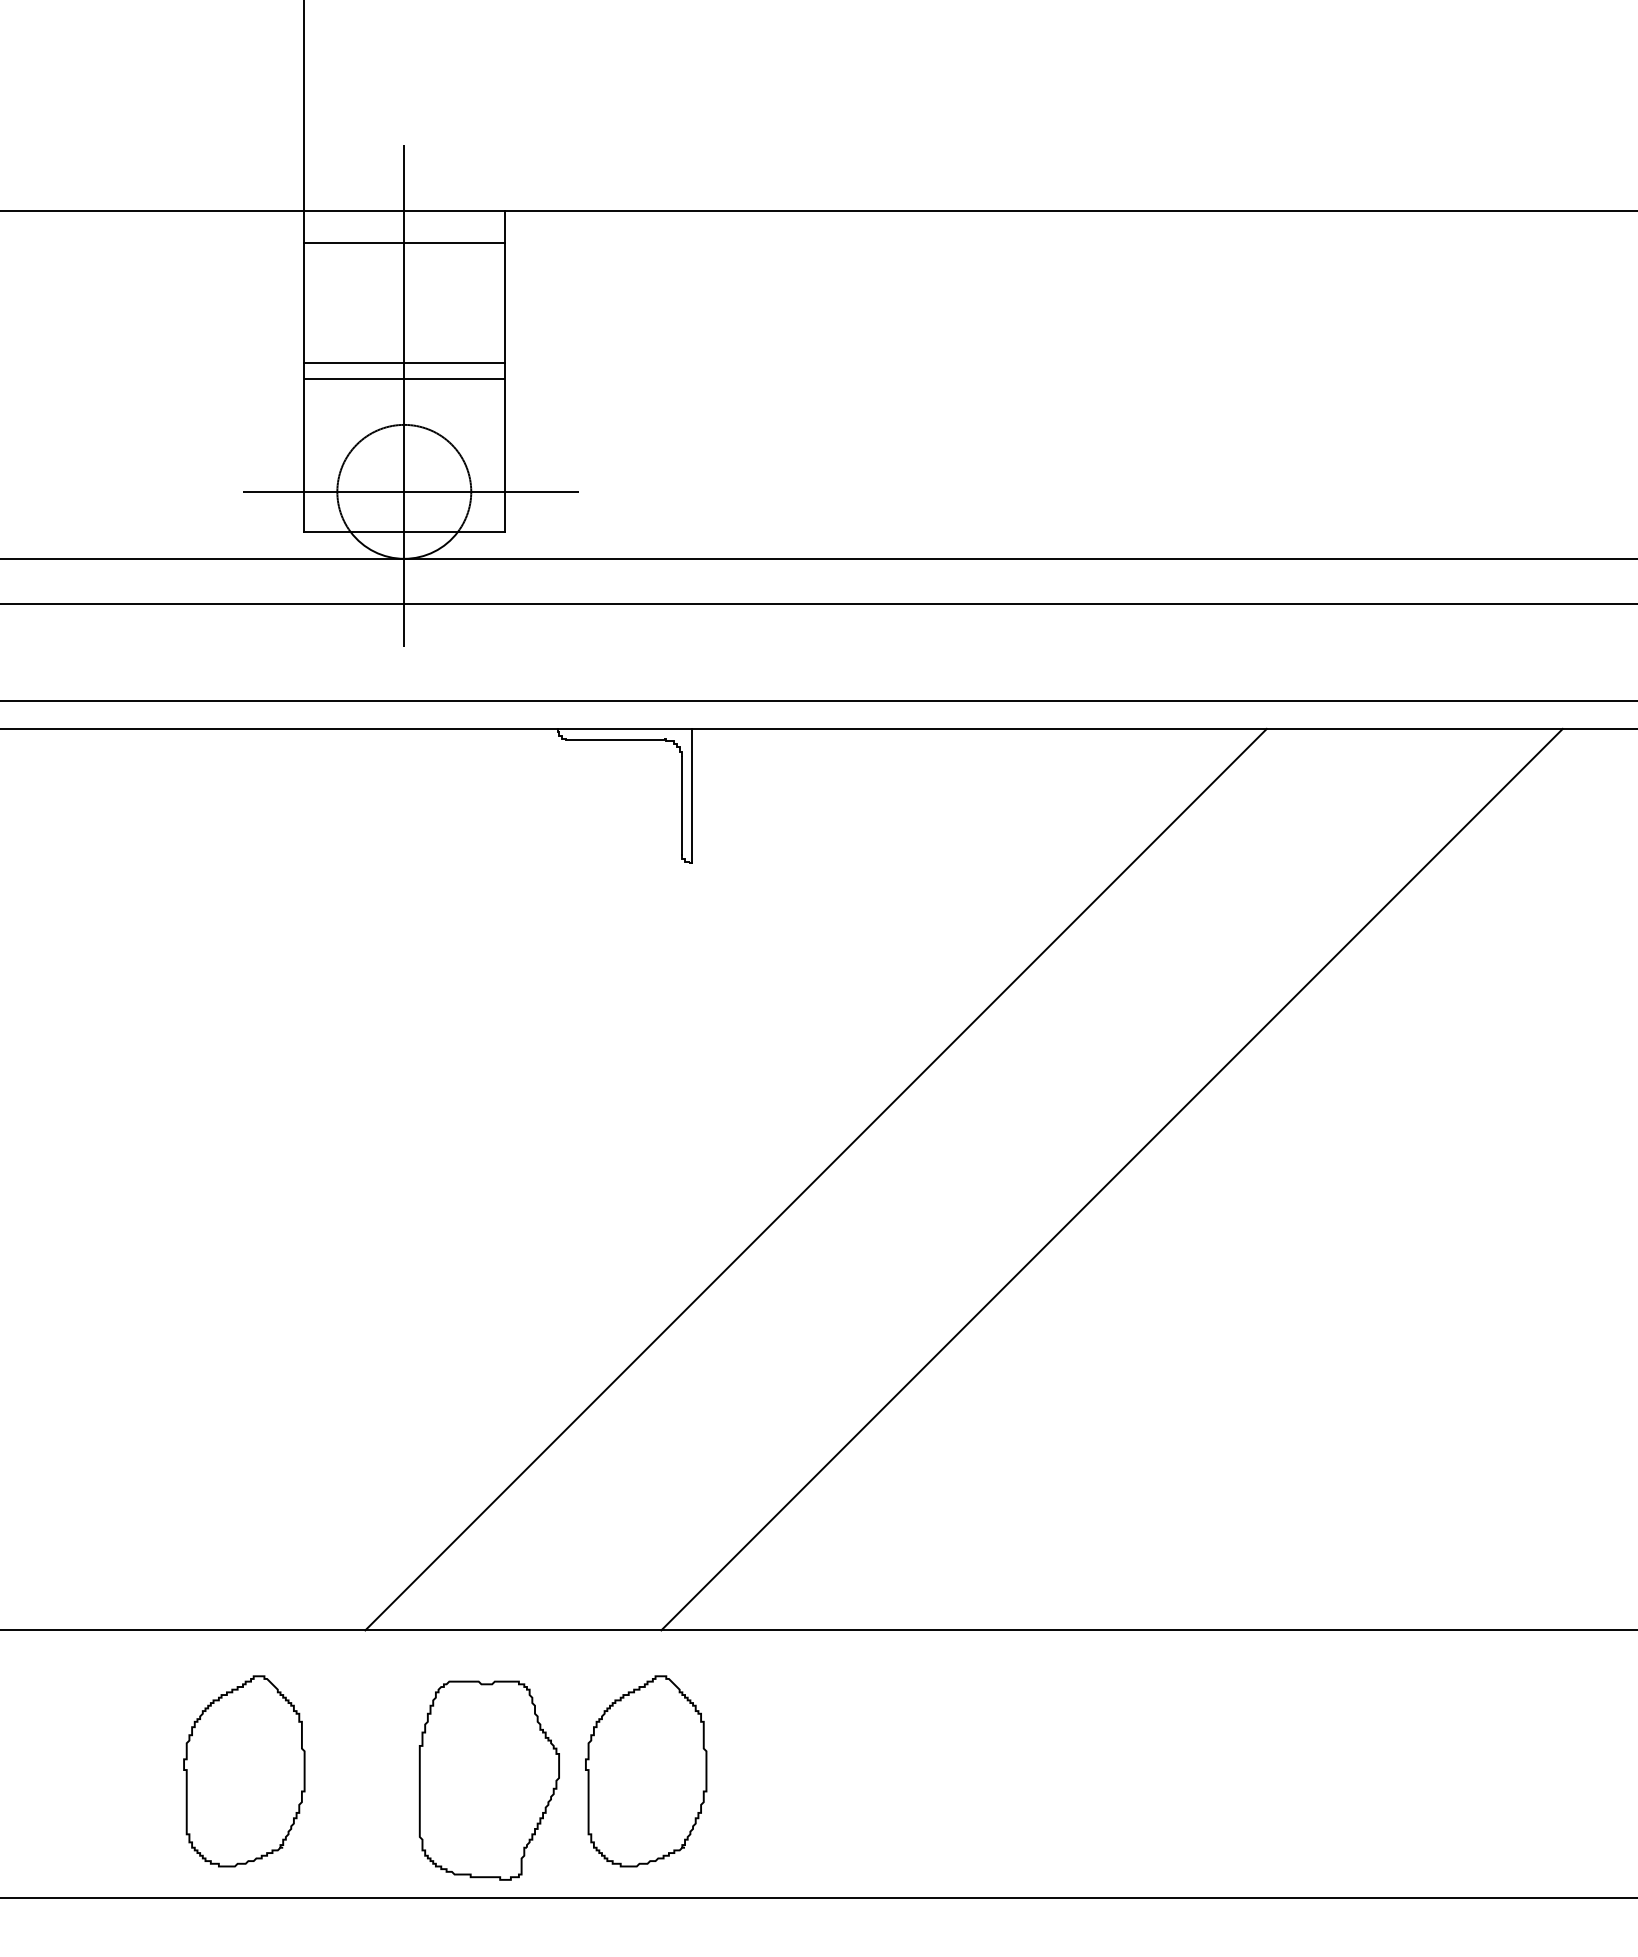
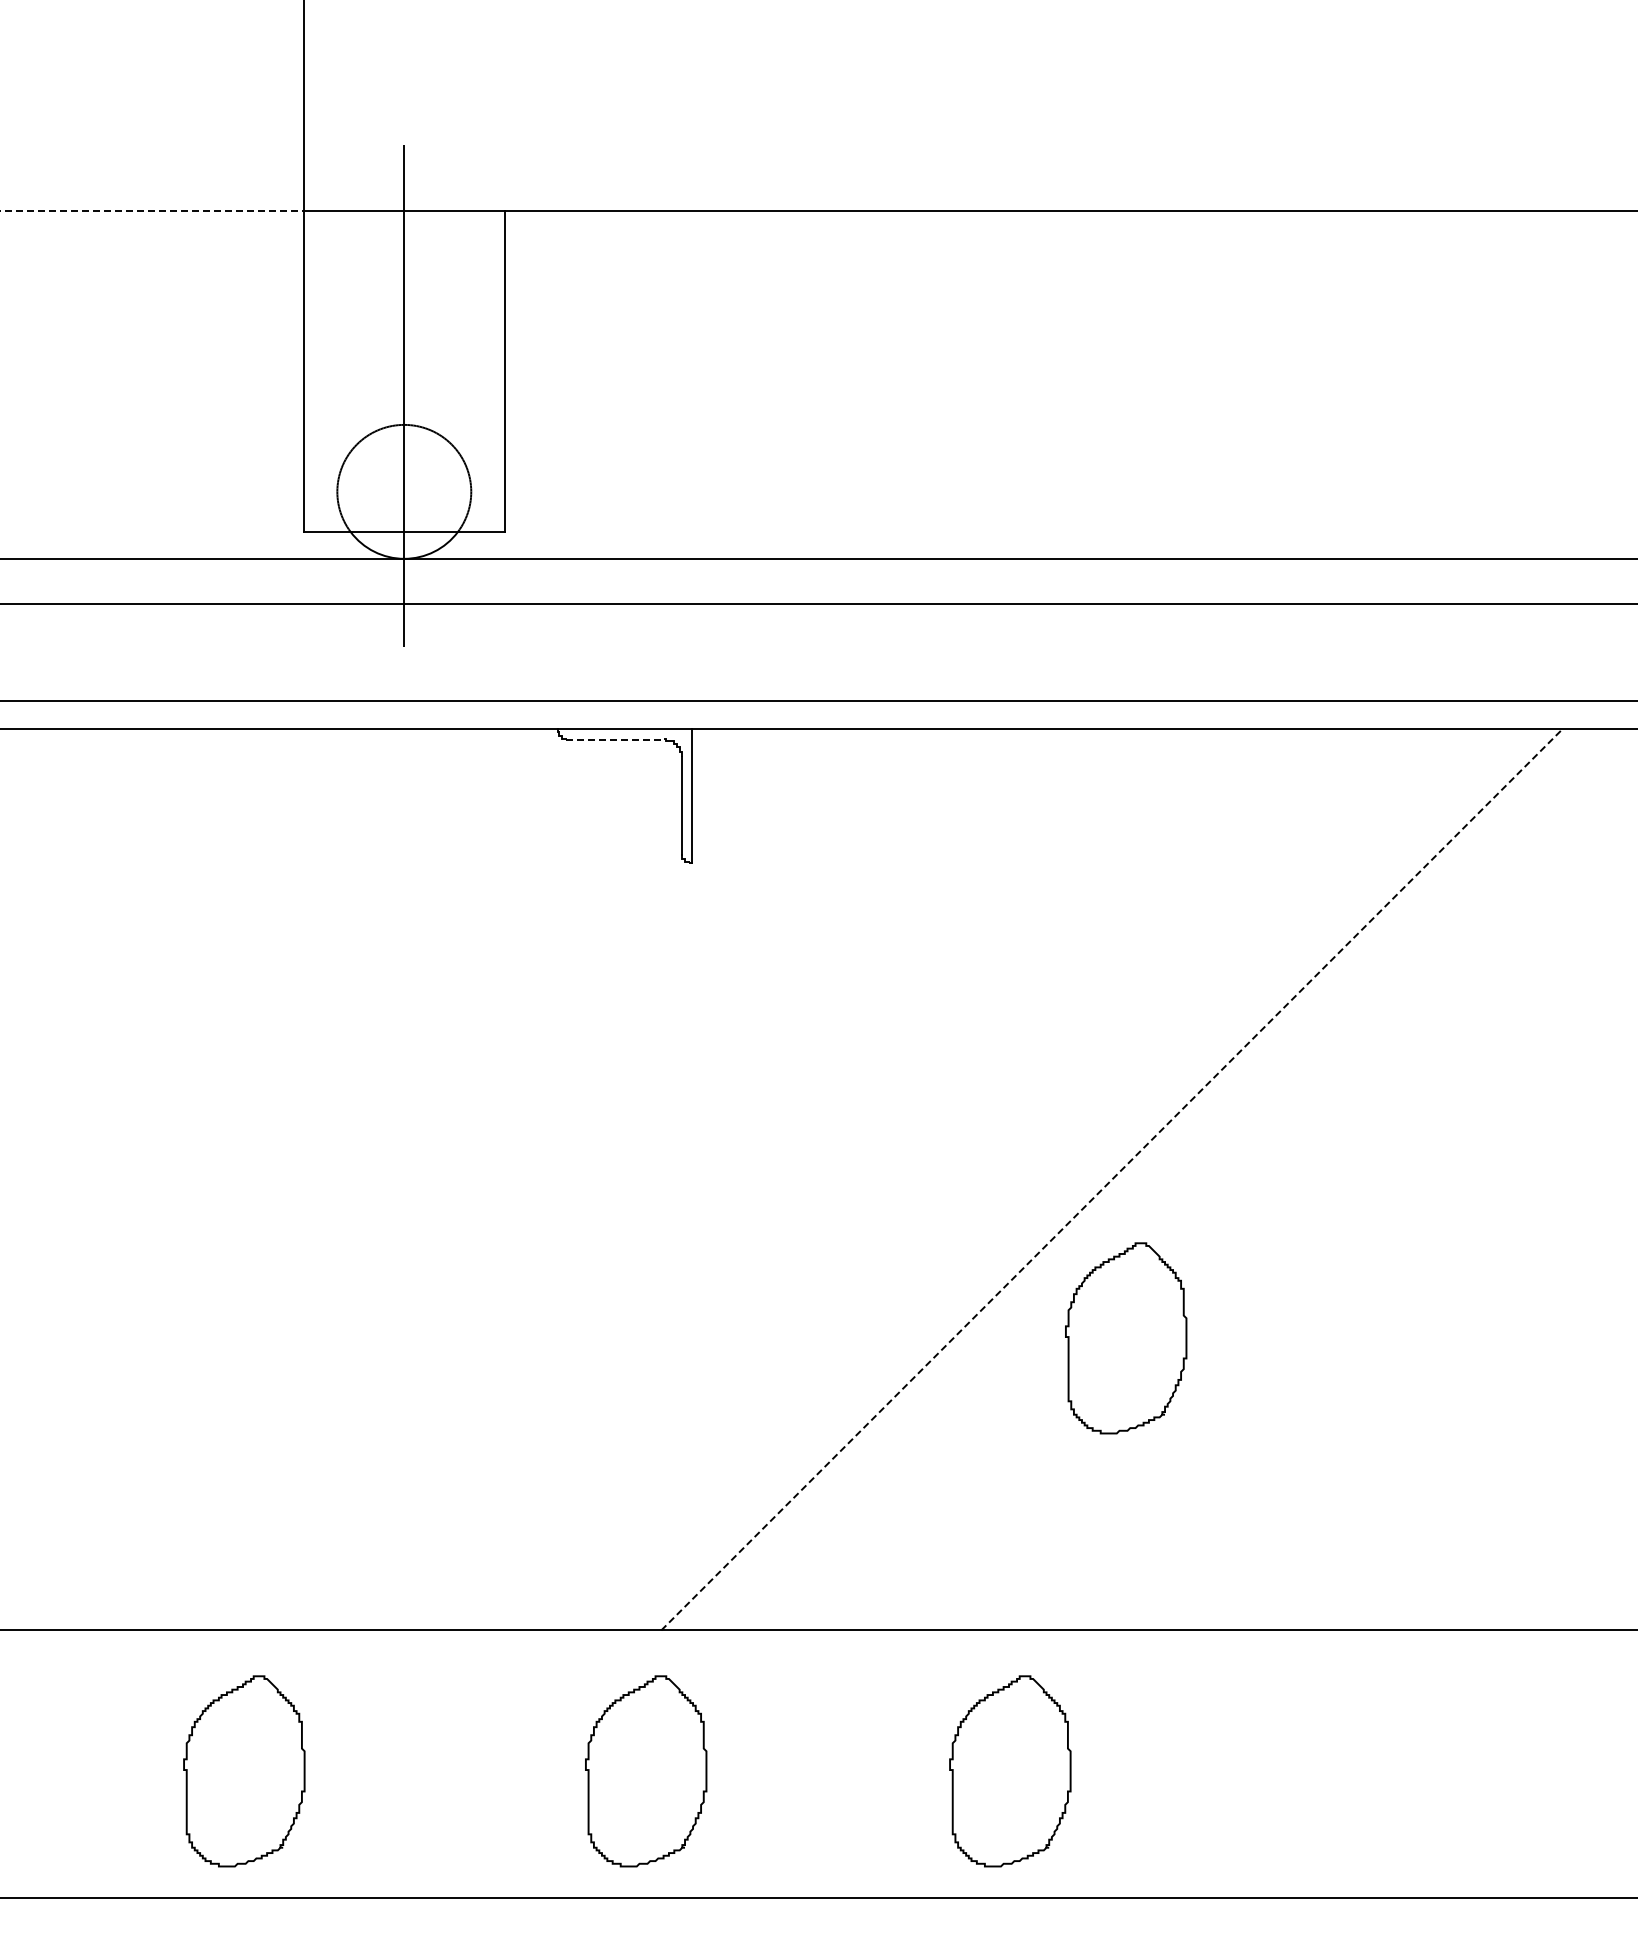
line: solid -> dashed (152, 210)
line: present -> none (403, 242)
line: present -> none (403, 363)
line: present -> none (403, 379)
line: present -> none (410, 491)
line: solid -> dashed (615, 739)
line: present -> none (815, 1179)
line: solid -> dashed (1112, 1179)
curve: none -> present (1069, 1338)
curve: none -> present (953, 1771)
part: present -> none (488, 1780)
